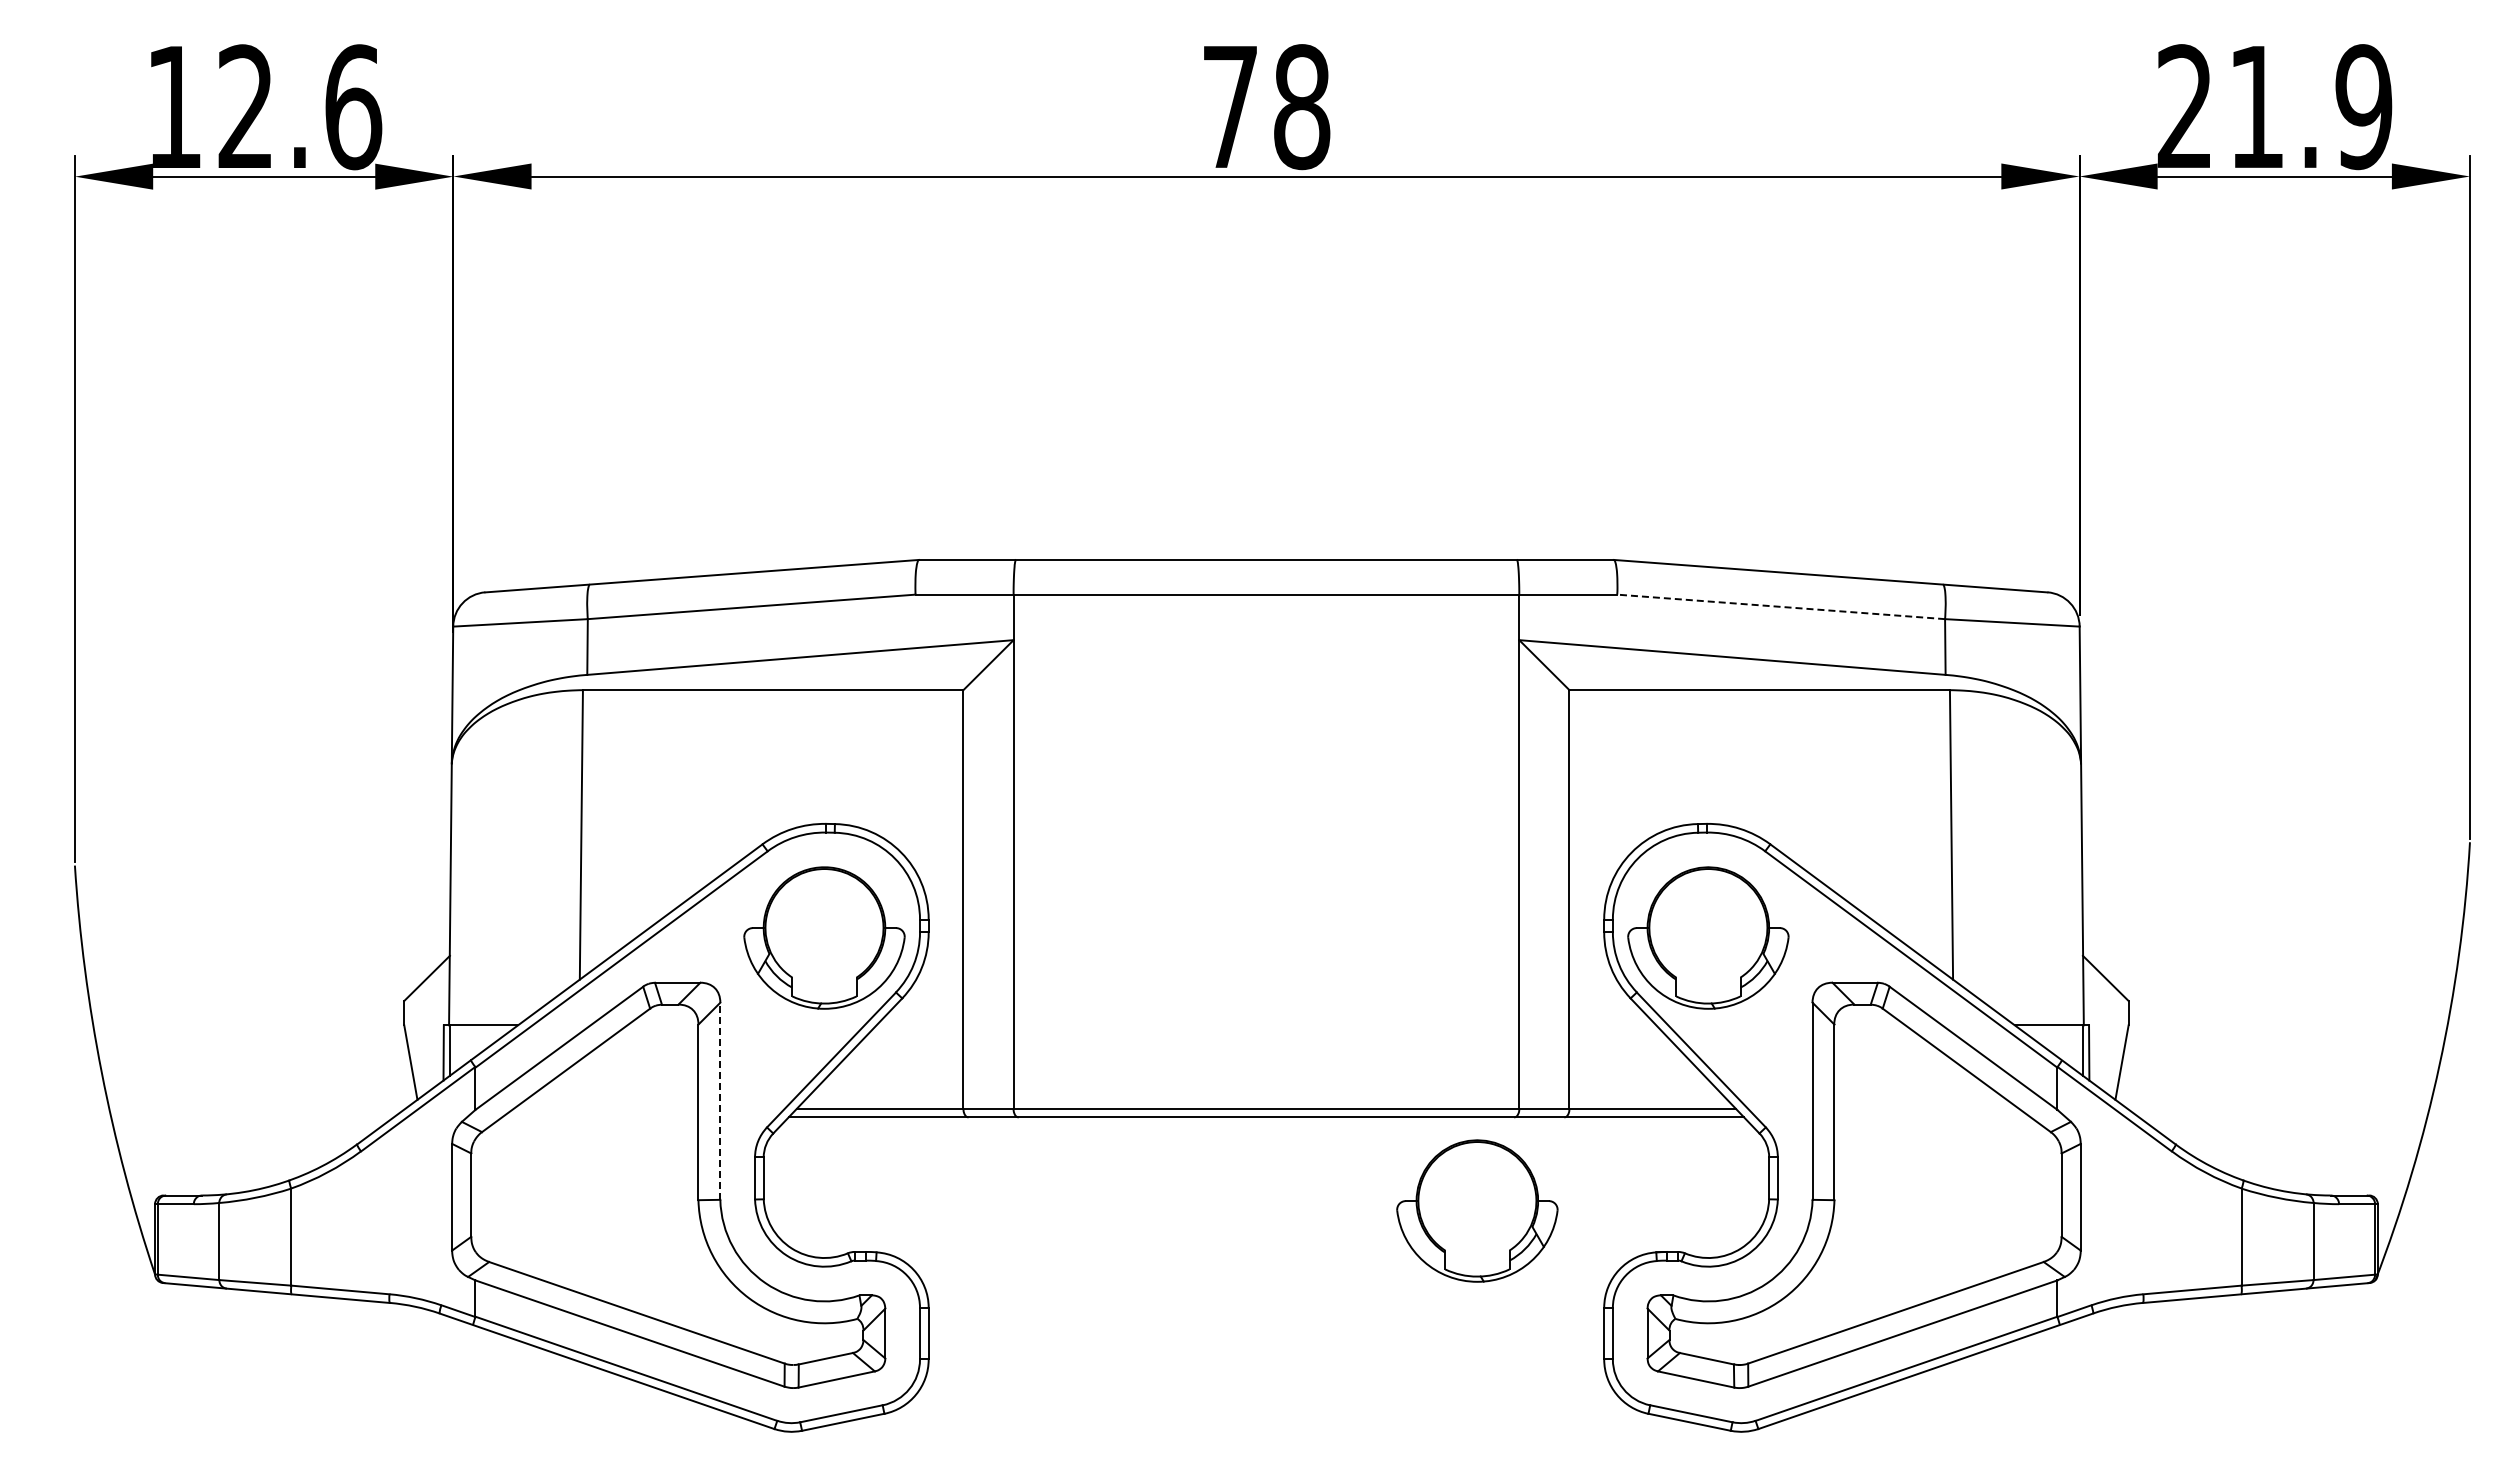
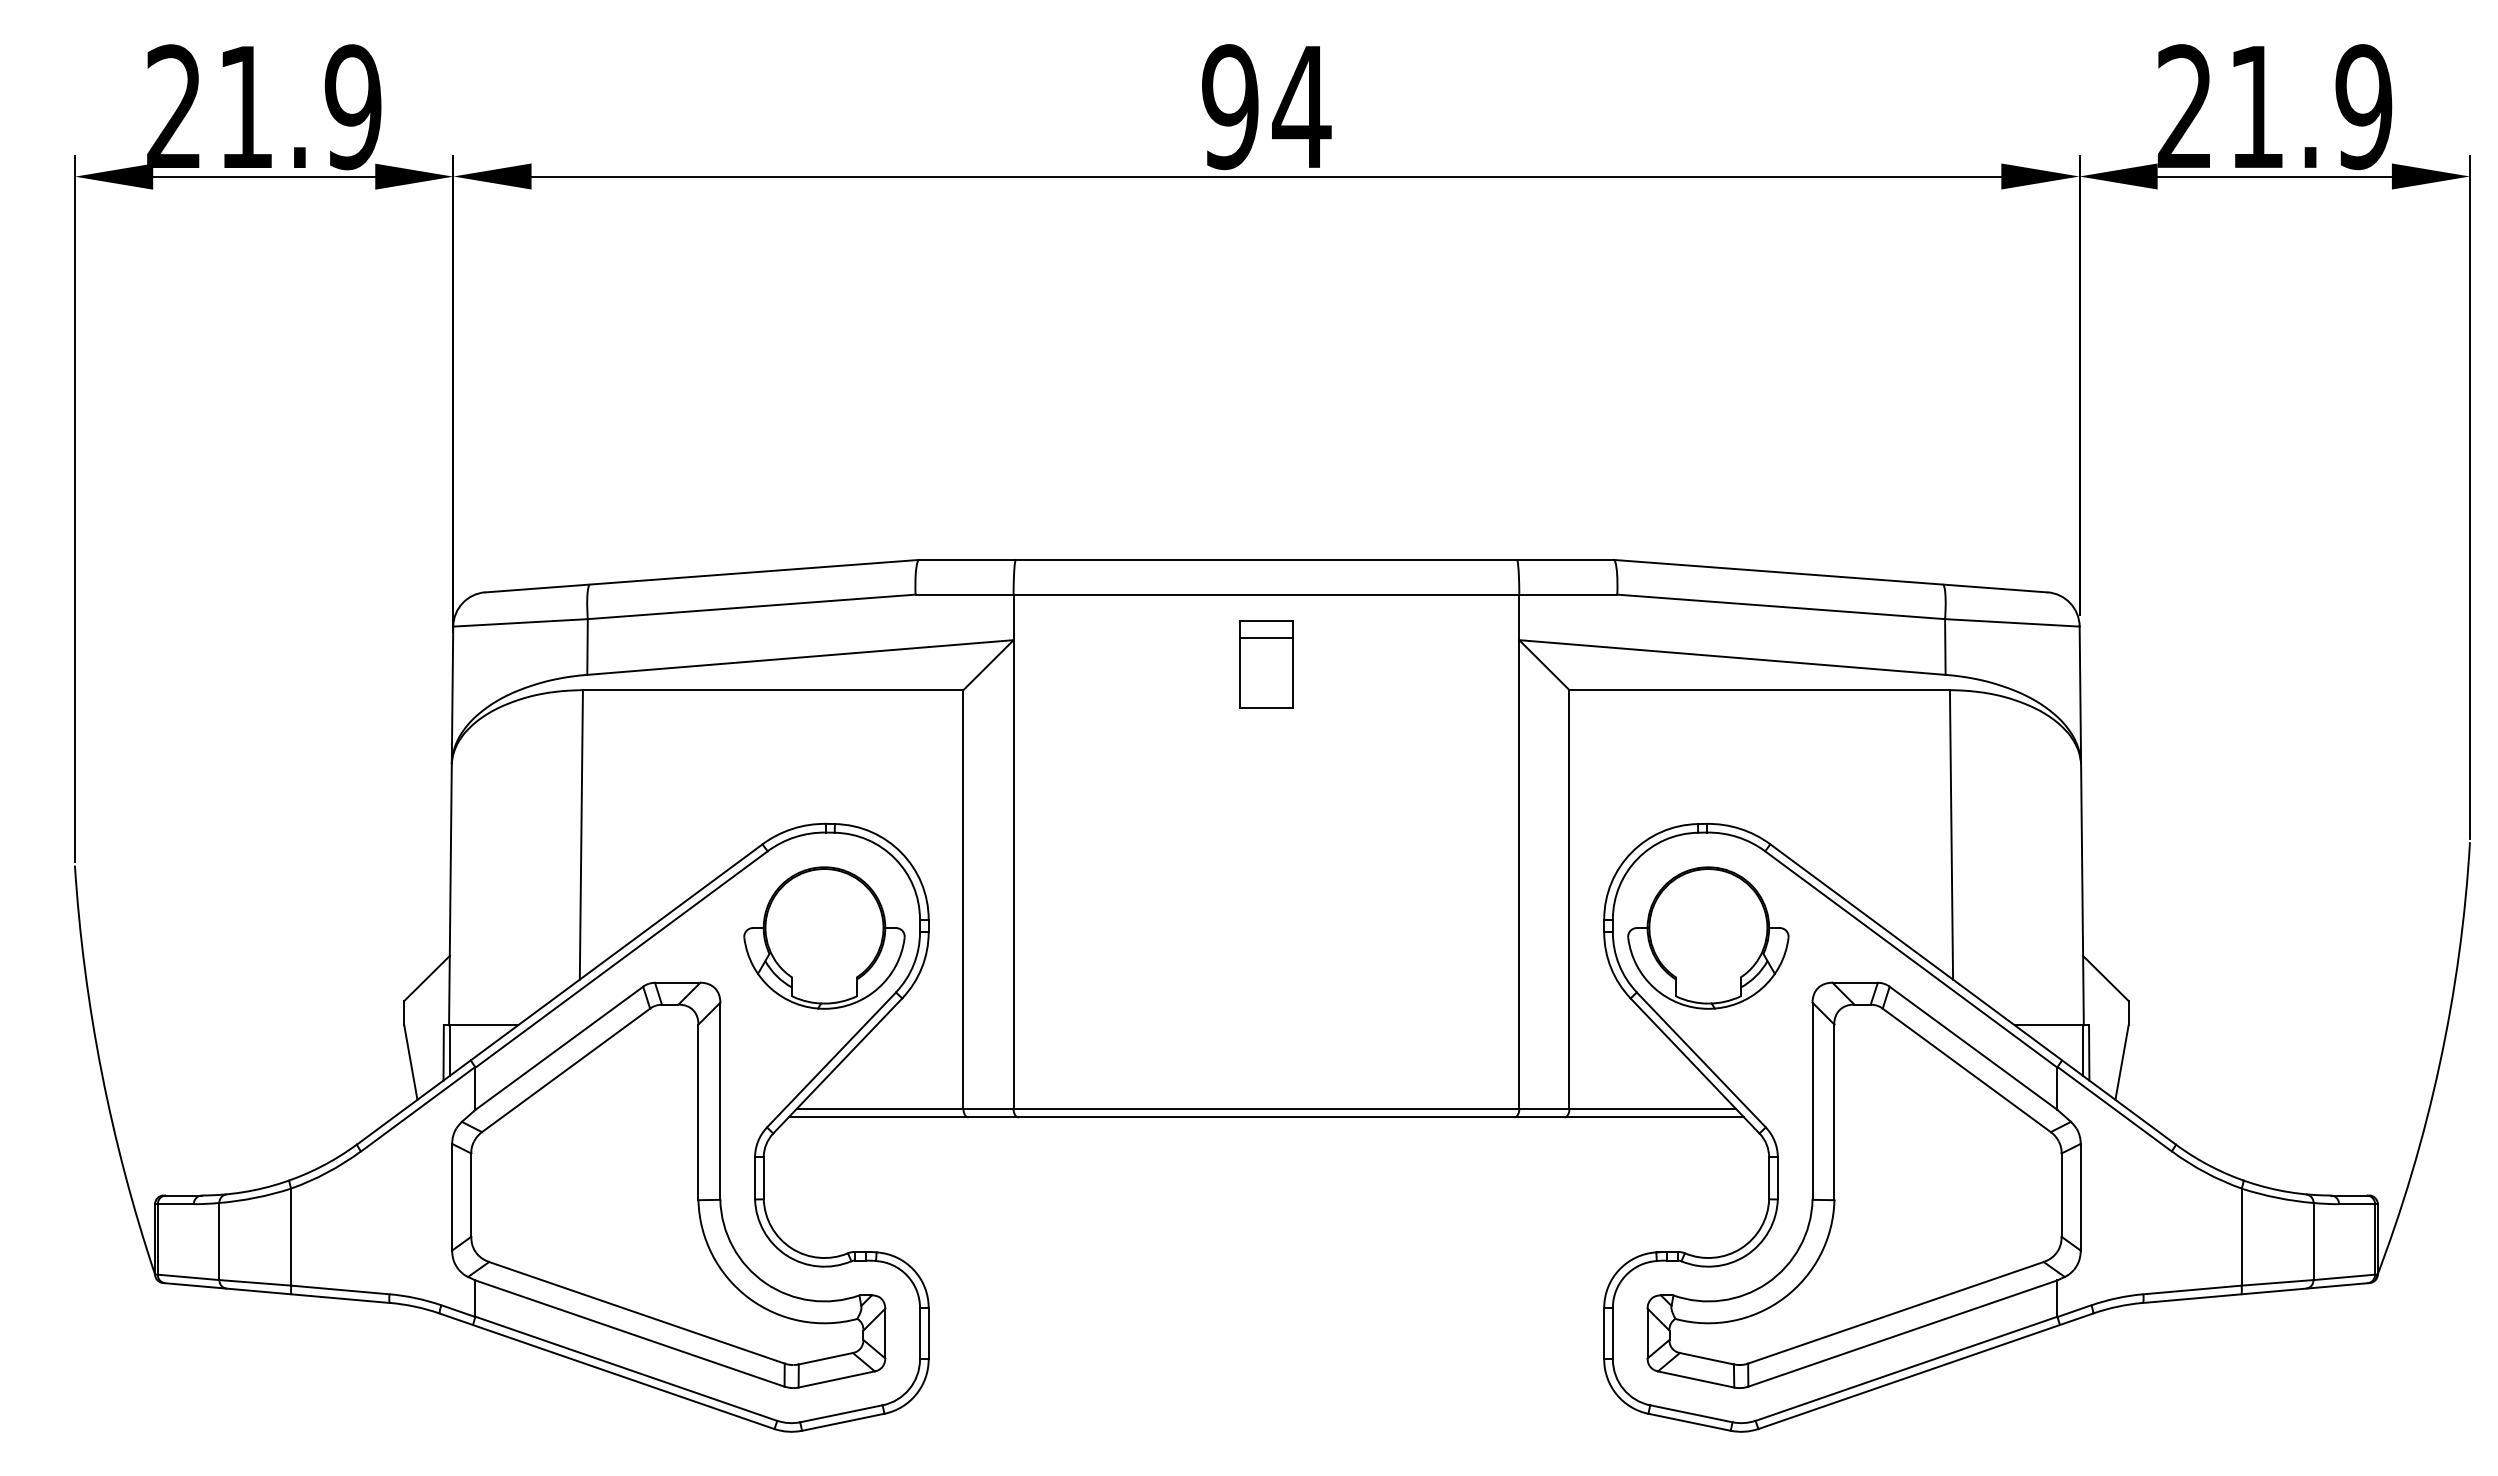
text: 12.6 -> 21.9 (264, 107)
text: 78 -> 94 (1266, 107)
line: dashed -> solid (1780, 606)
part: none -> present (1266, 664)
line: dashed -> solid (720, 1101)
part: present -> none (1477, 1210)
